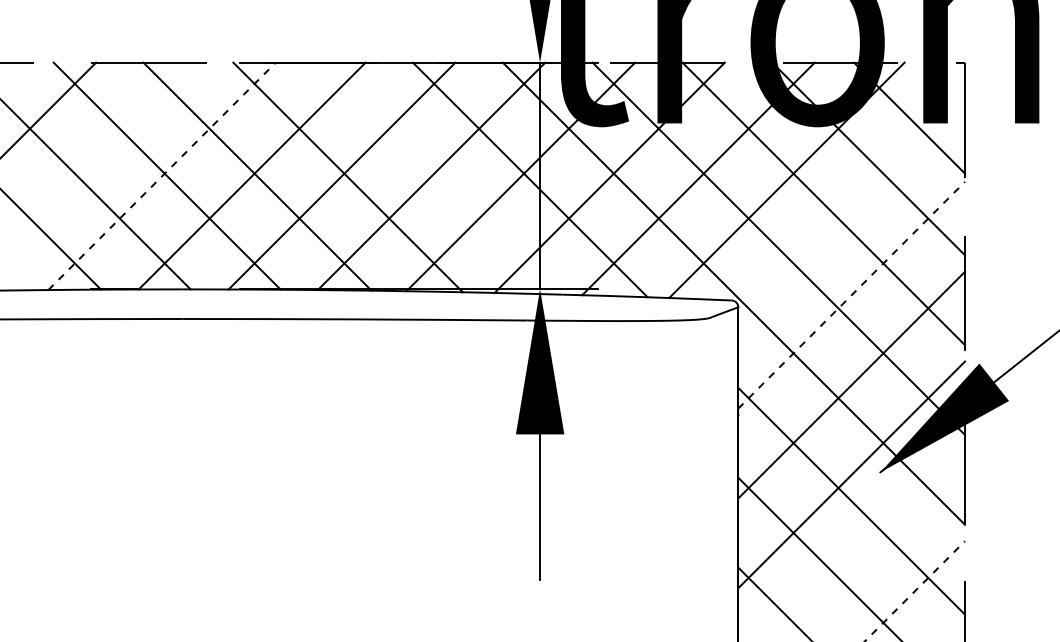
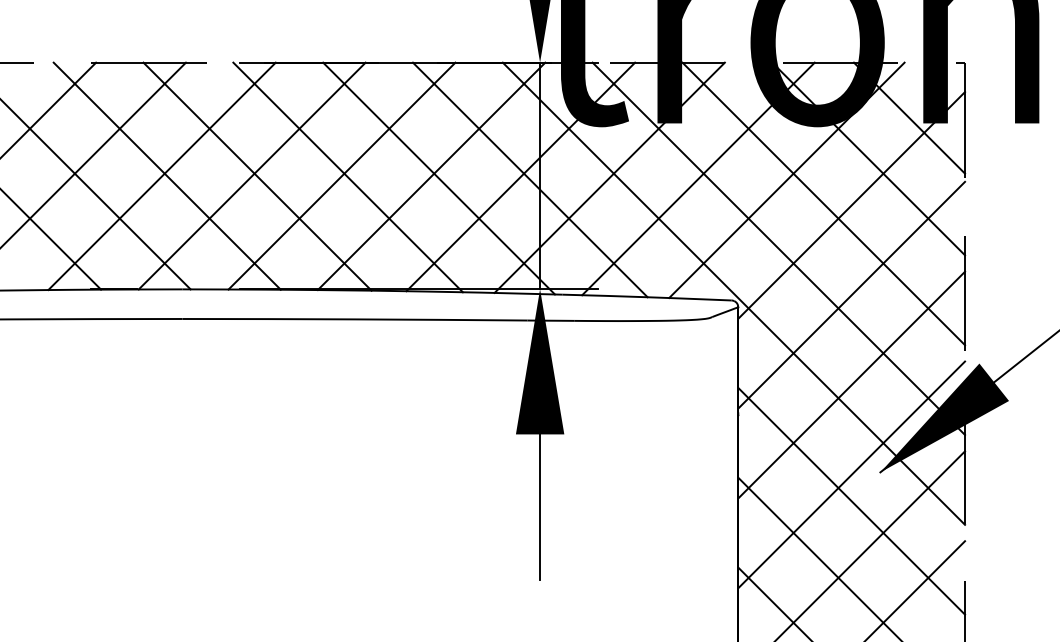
line: none -> present (93, 153)
line: dashed -> solid (162, 176)
line: none -> present (438, 178)
line: none -> present (851, 205)
line: dashed -> solid (852, 294)
line: none -> present (871, 544)
line: dashed -> solid (914, 591)
